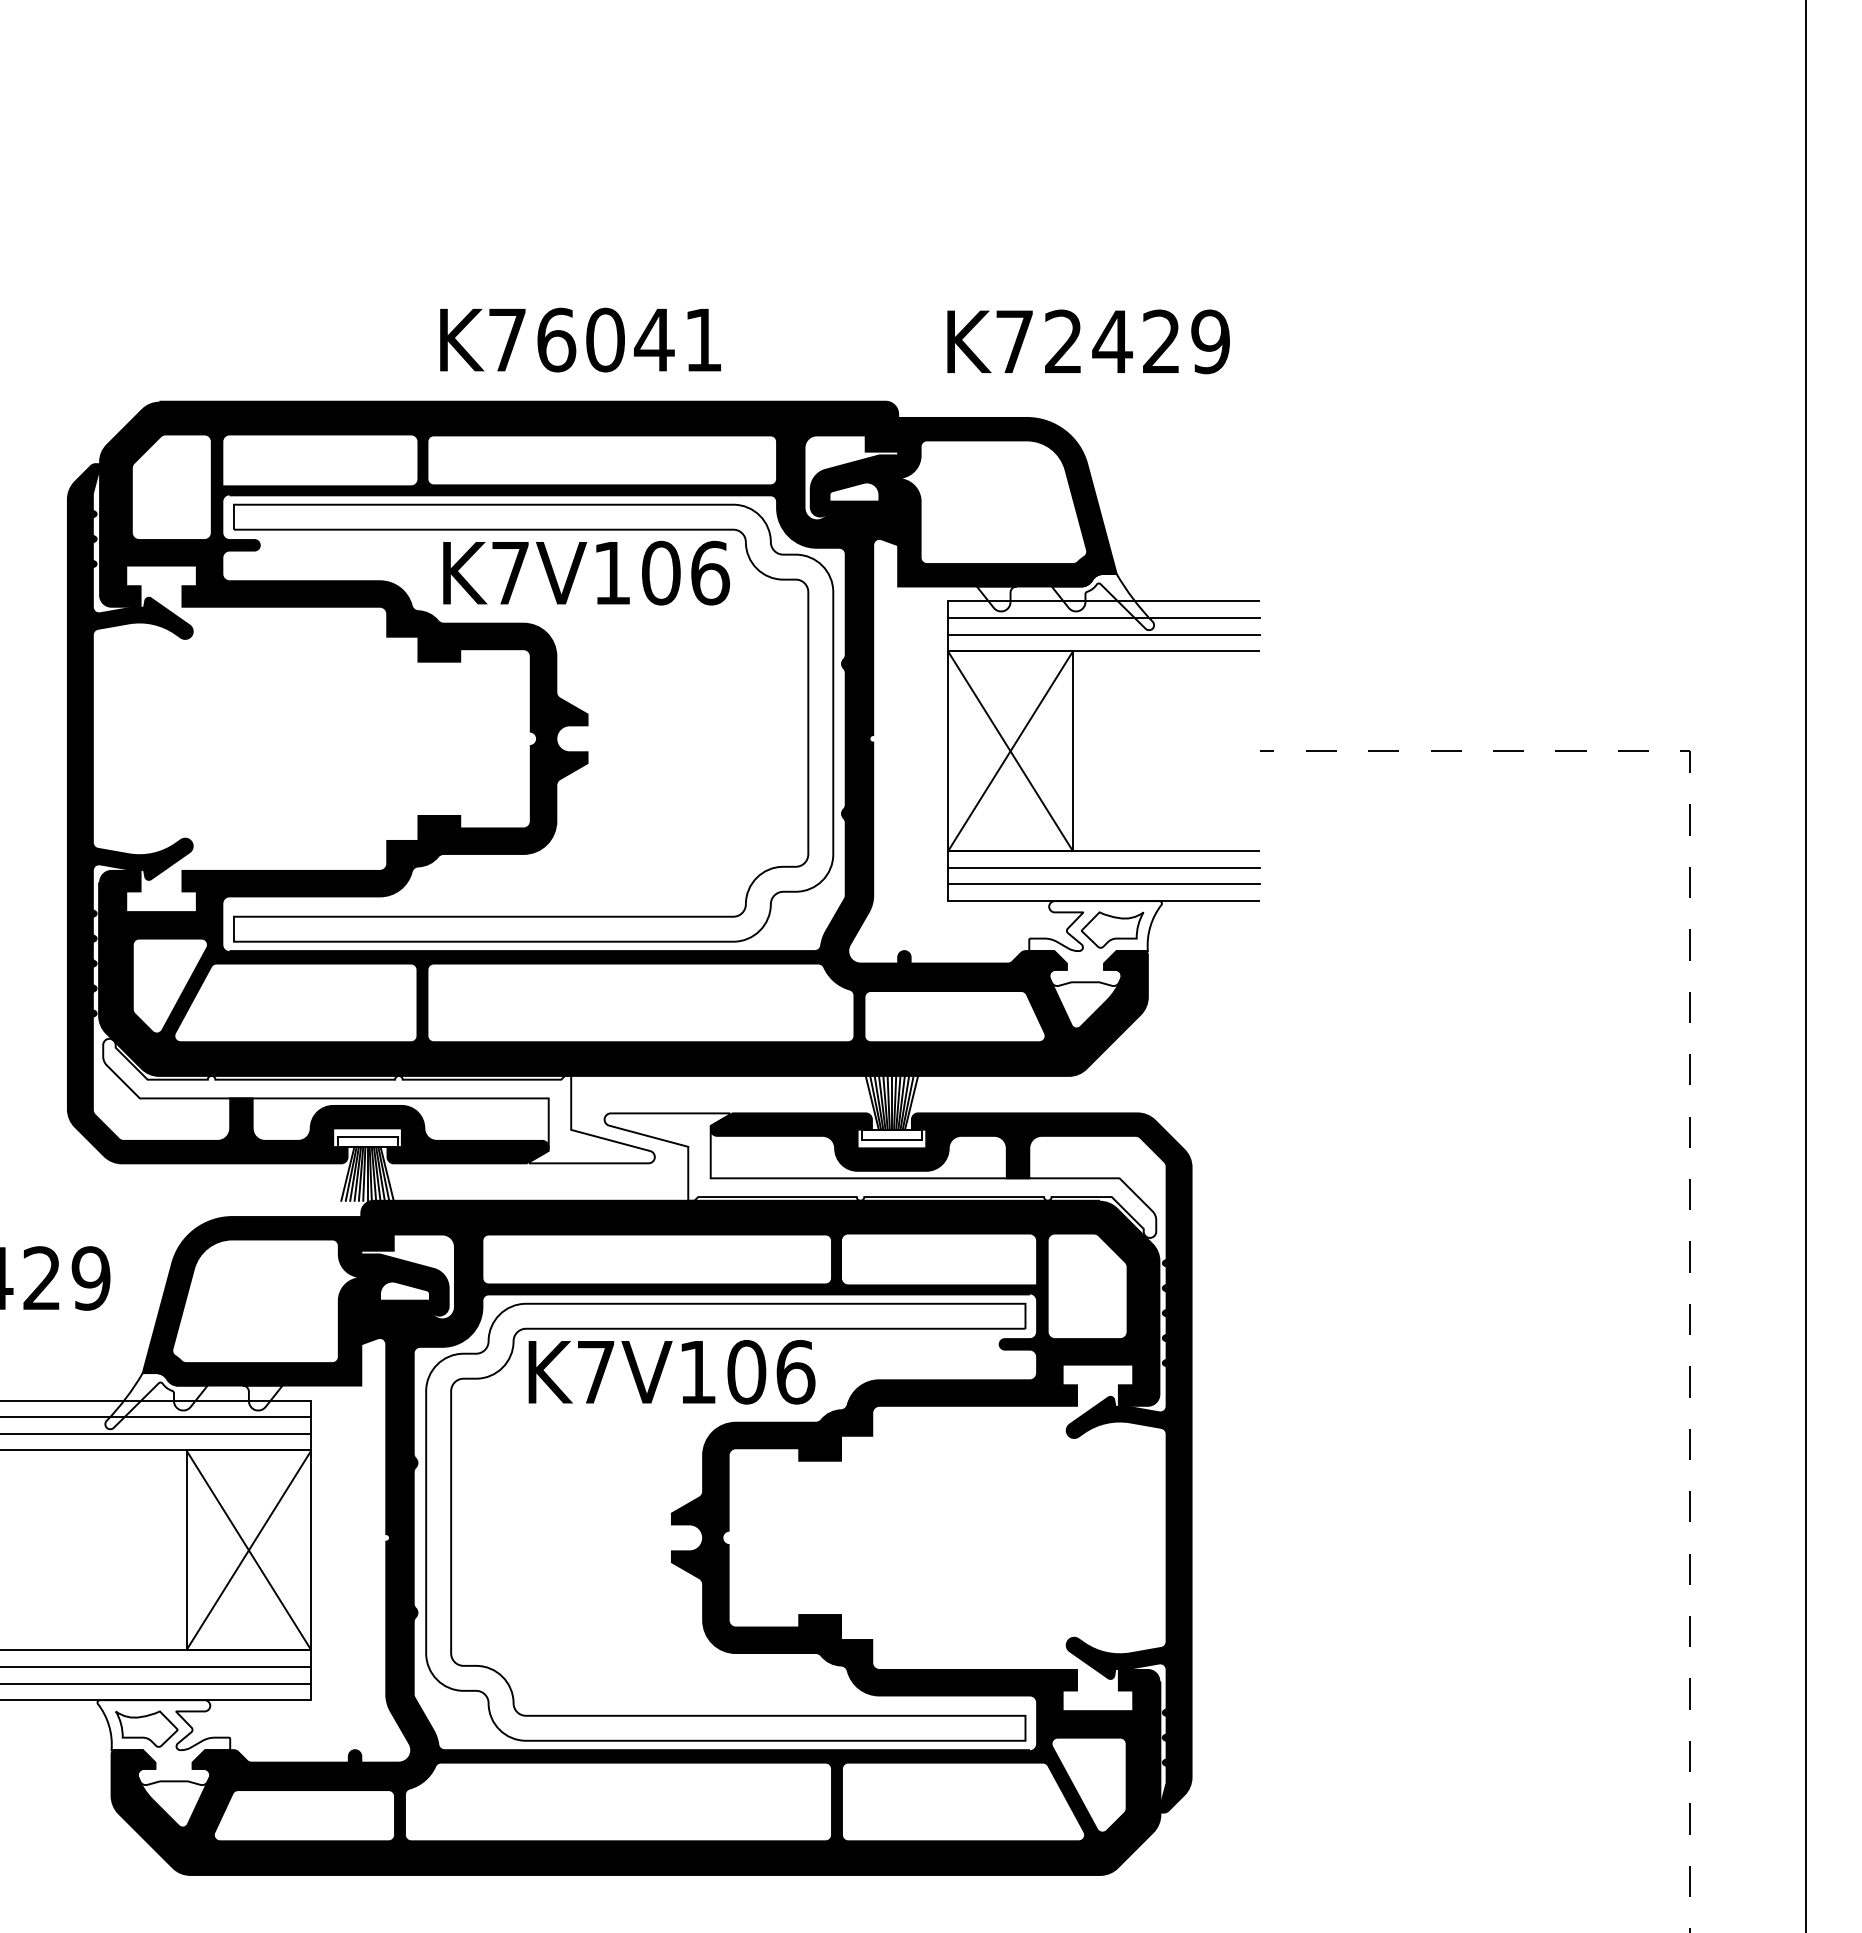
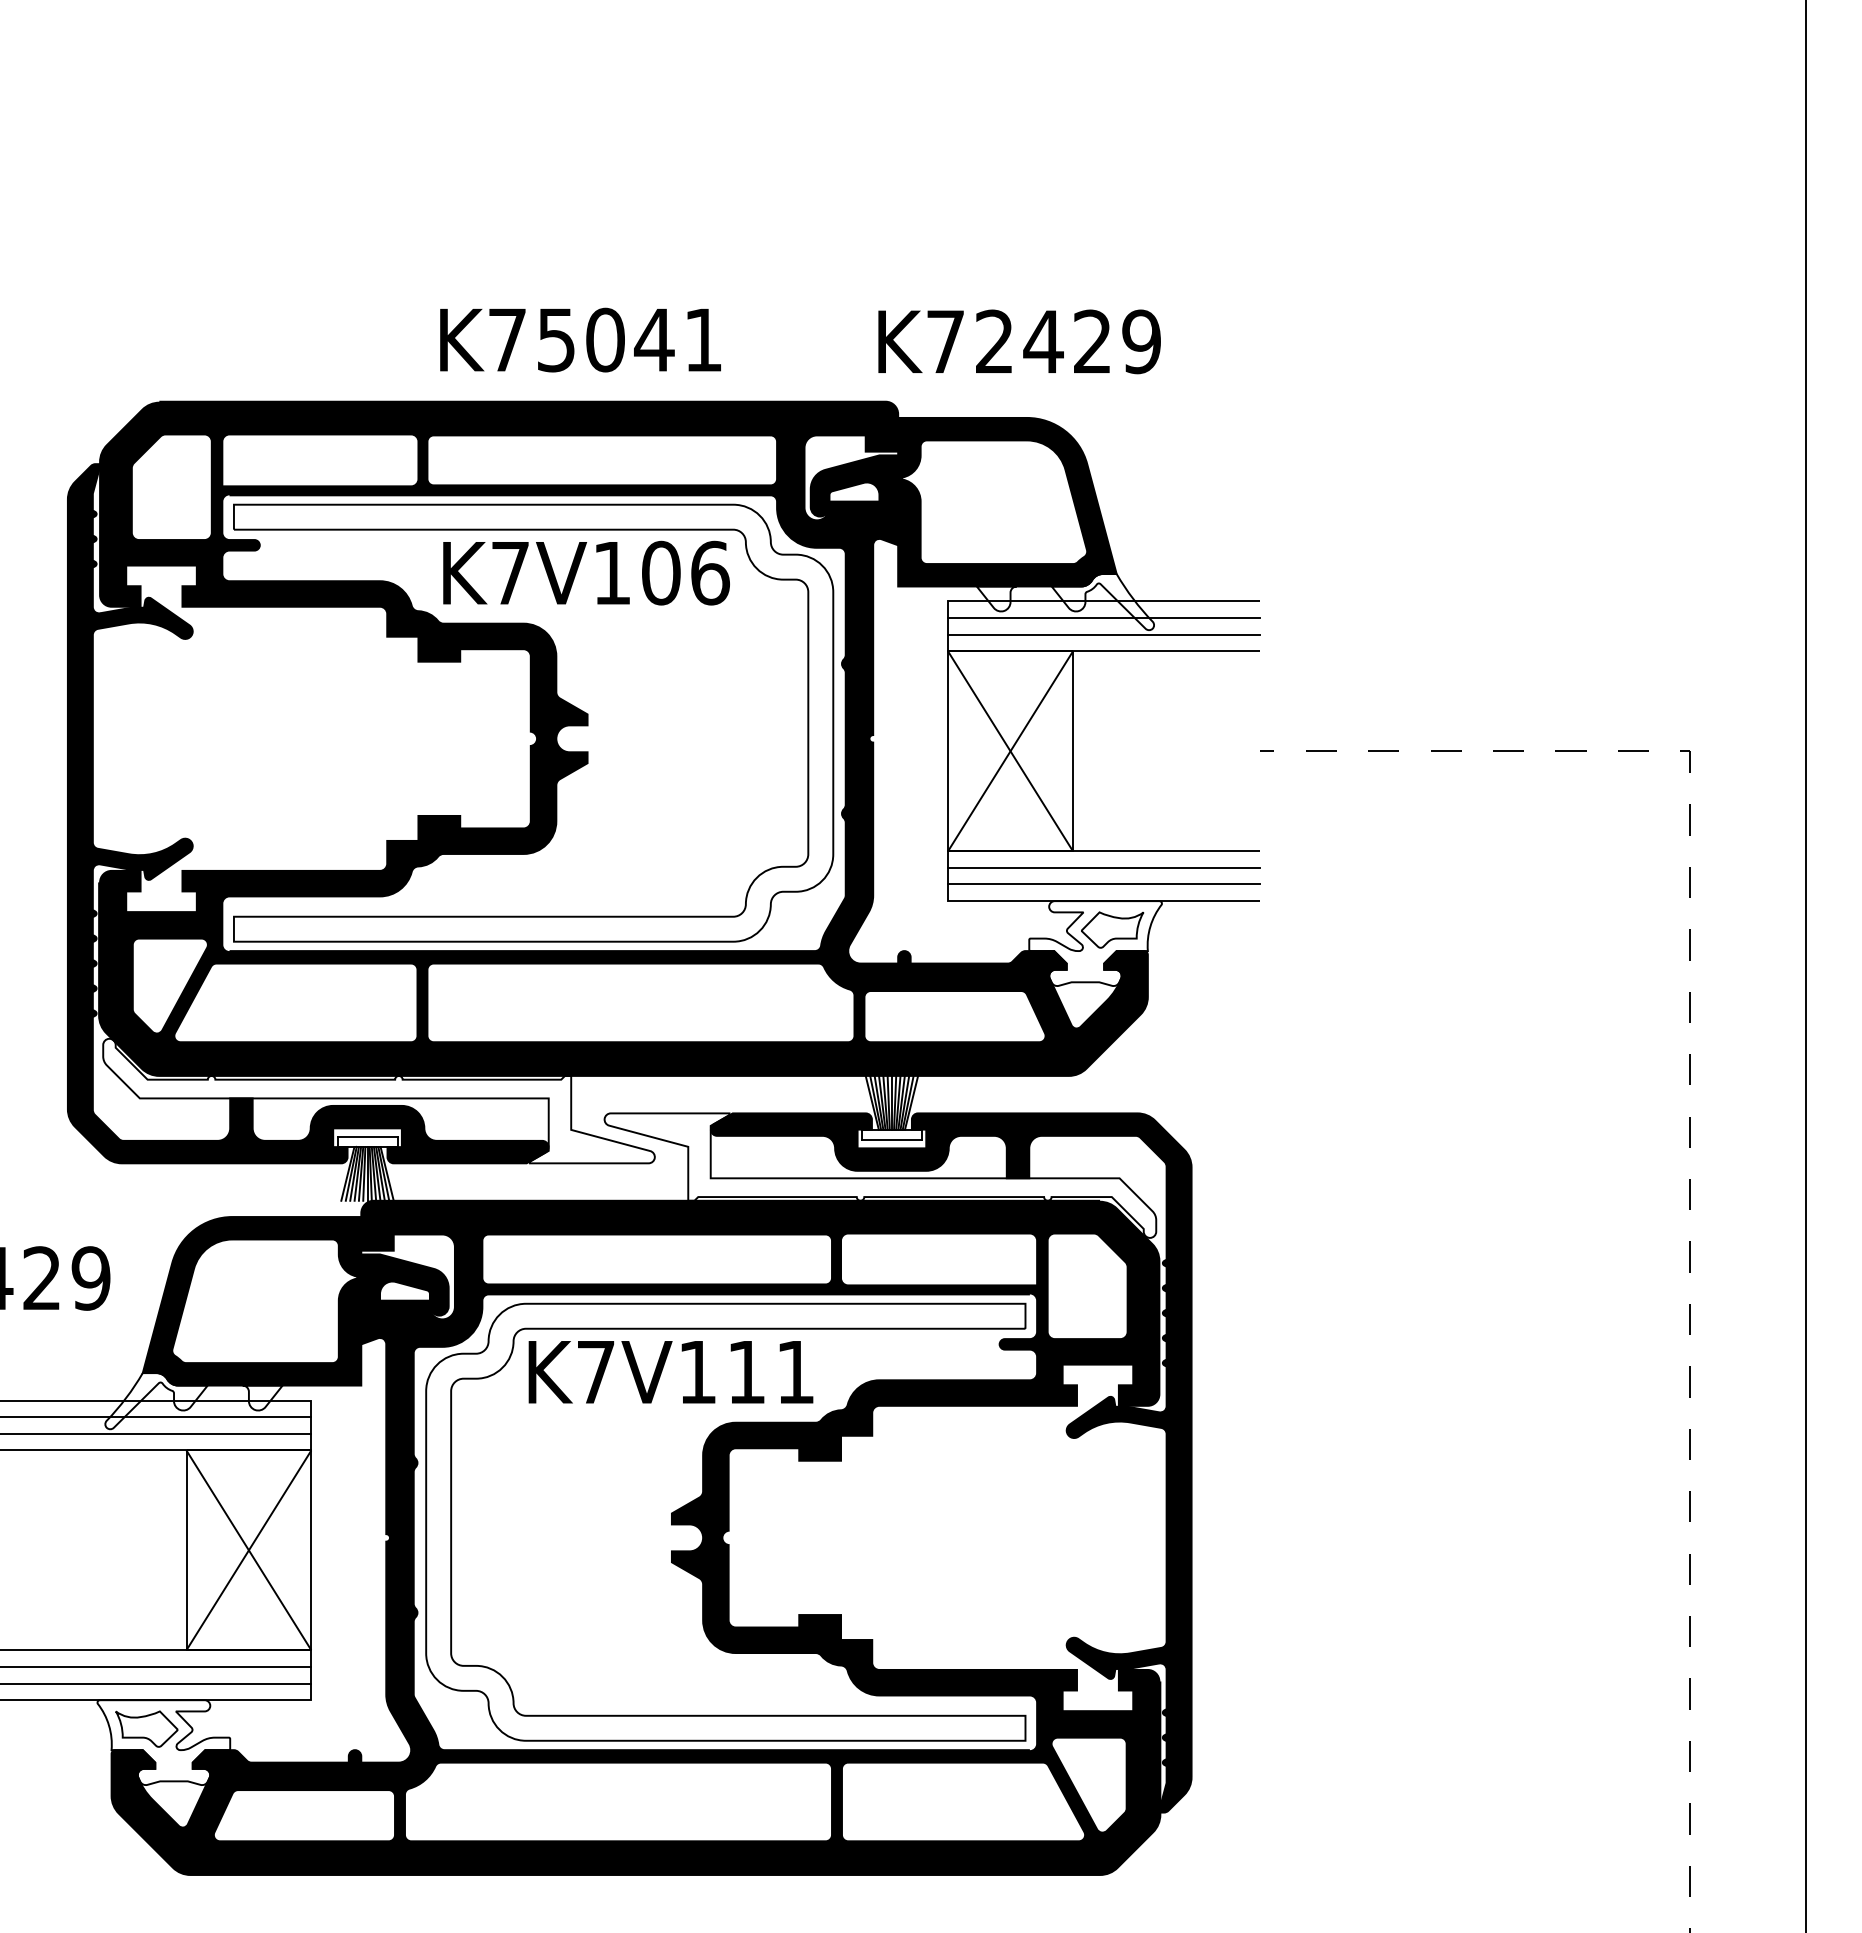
text: K76041 -> K75041 (556, 339)
text position: (1088, 341) -> (1019, 341) (1019, 341)
text: K7V106 -> K7V111 (771, 1372)
